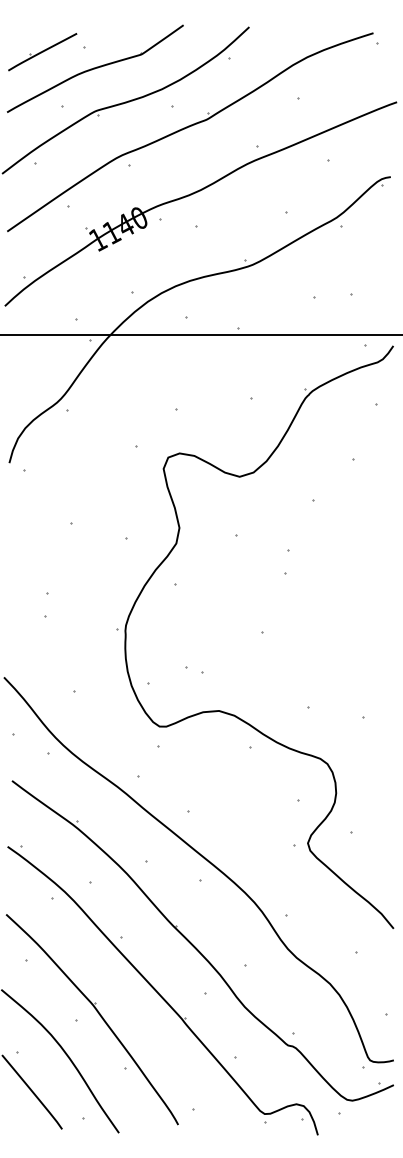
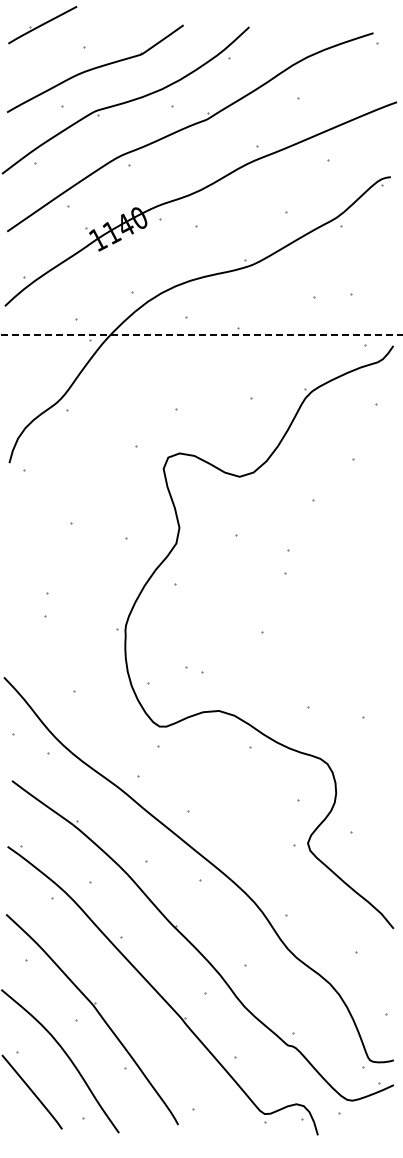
part position: (42, 52) -> (42, 25) (42, 25)
line: solid -> dashed (201, 334)
